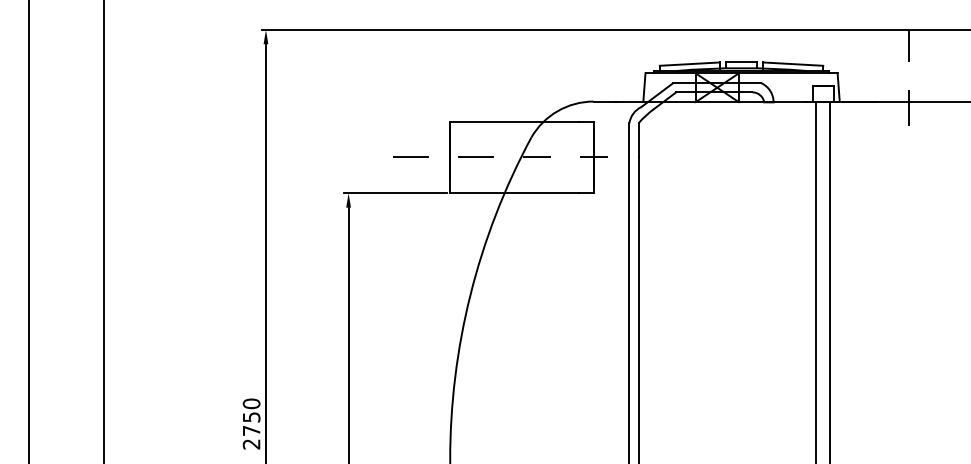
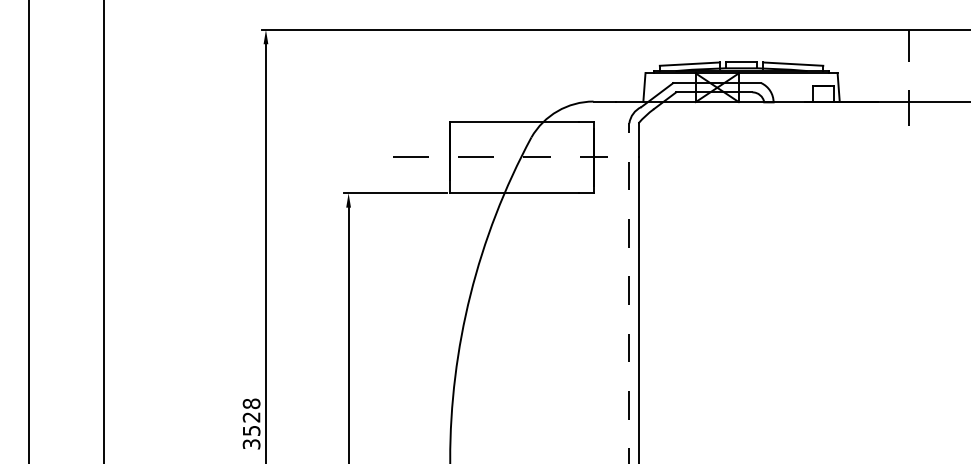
line: present -> none (816, 280)
line: present -> none (830, 280)
line: solid -> dashed (629, 293)
text: 2750 -> 3528 (251, 423)
